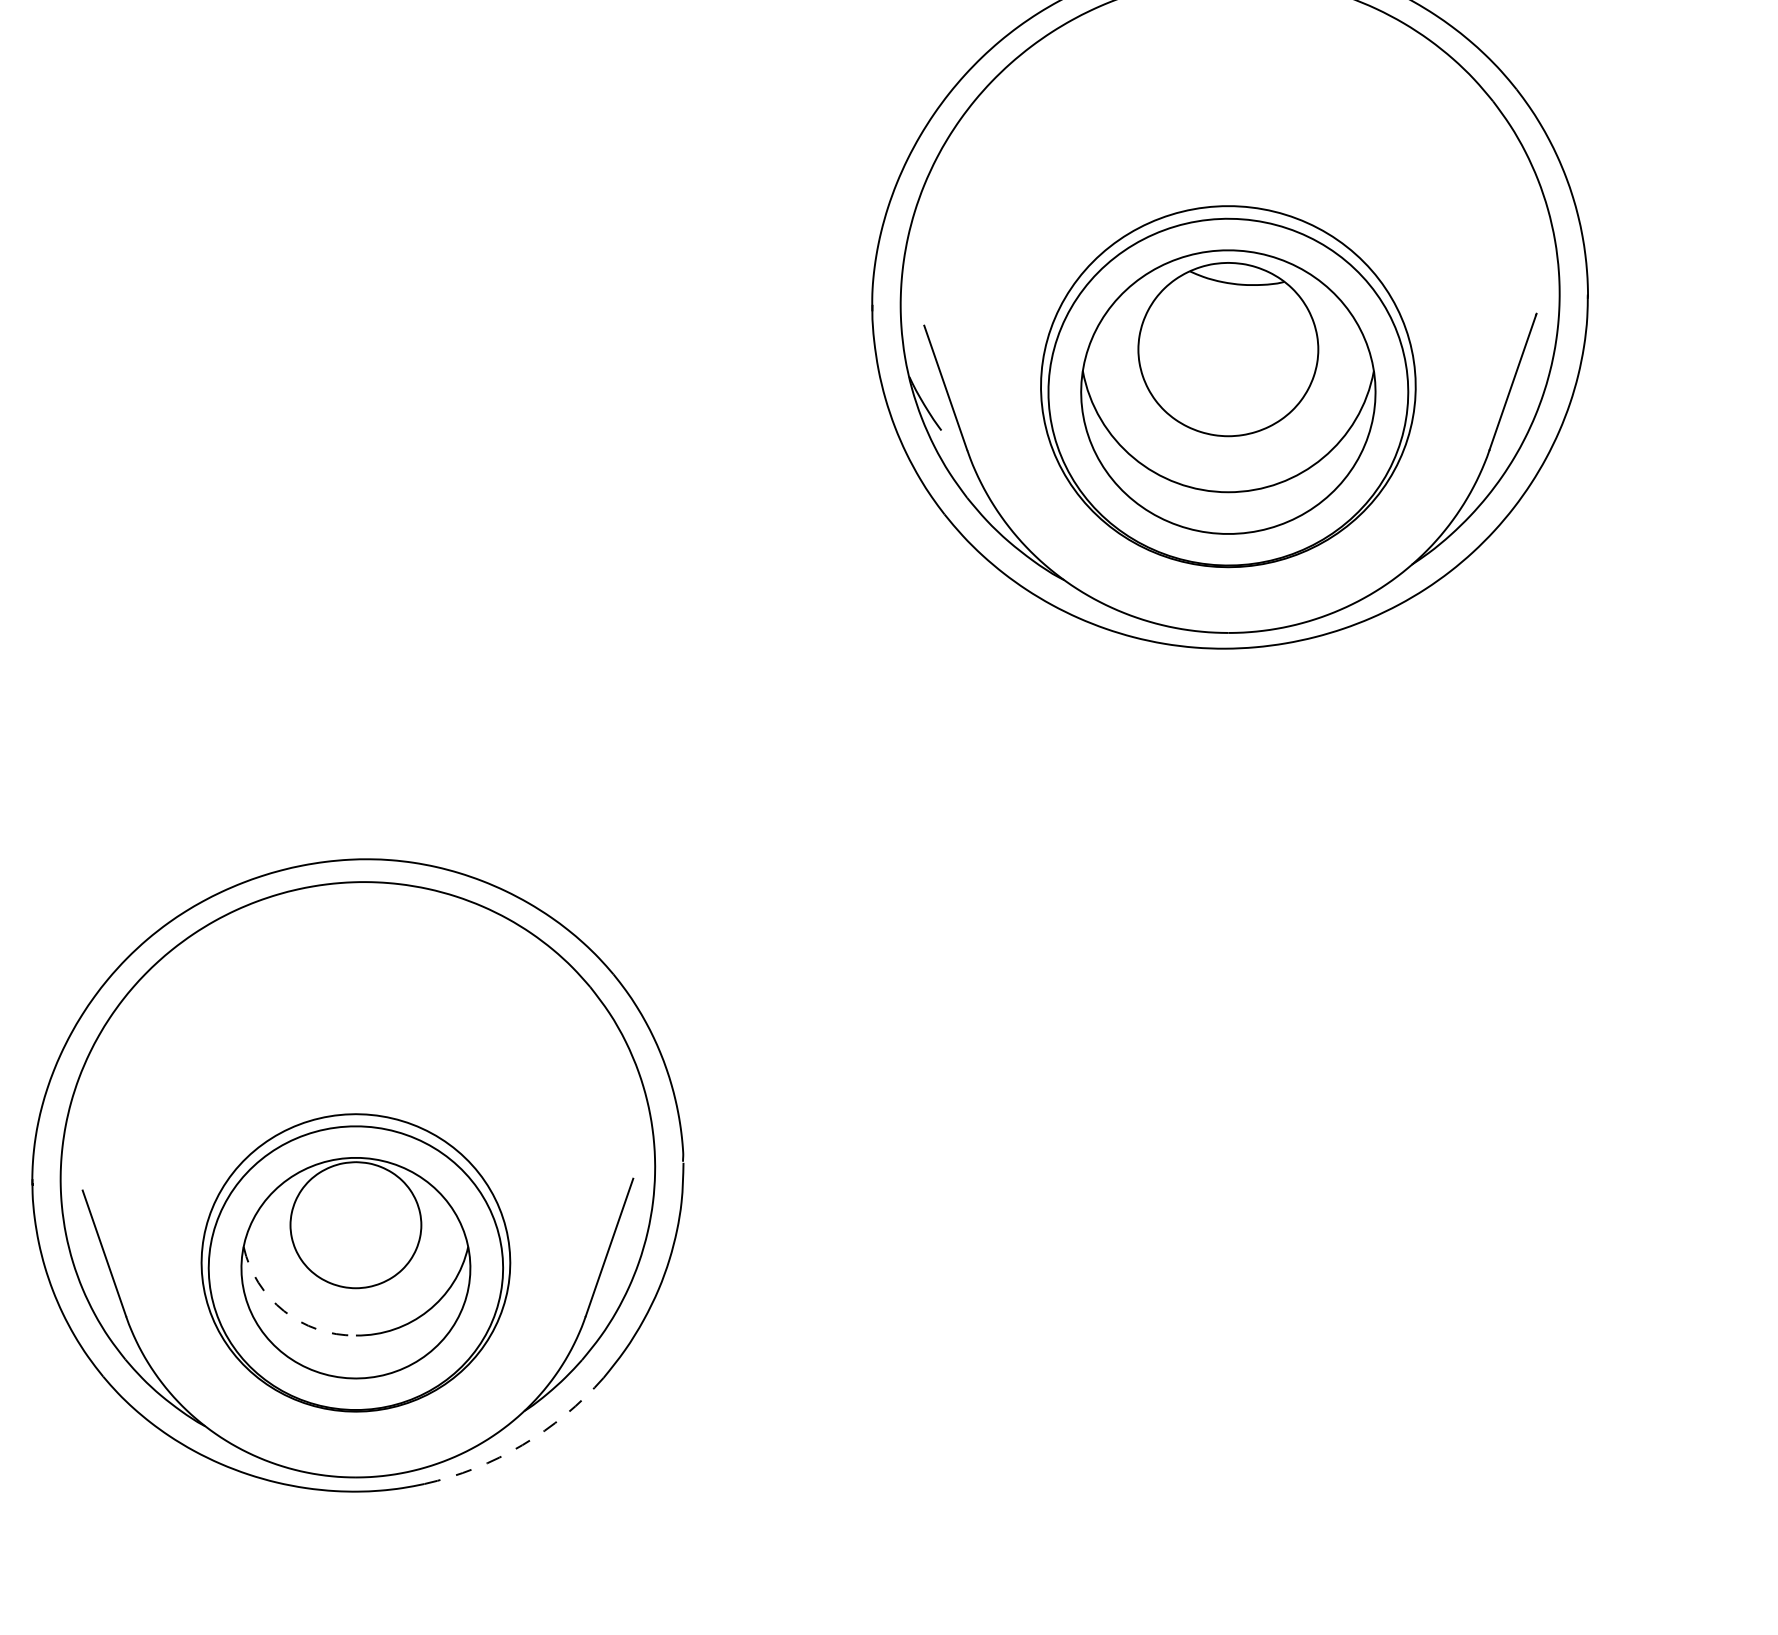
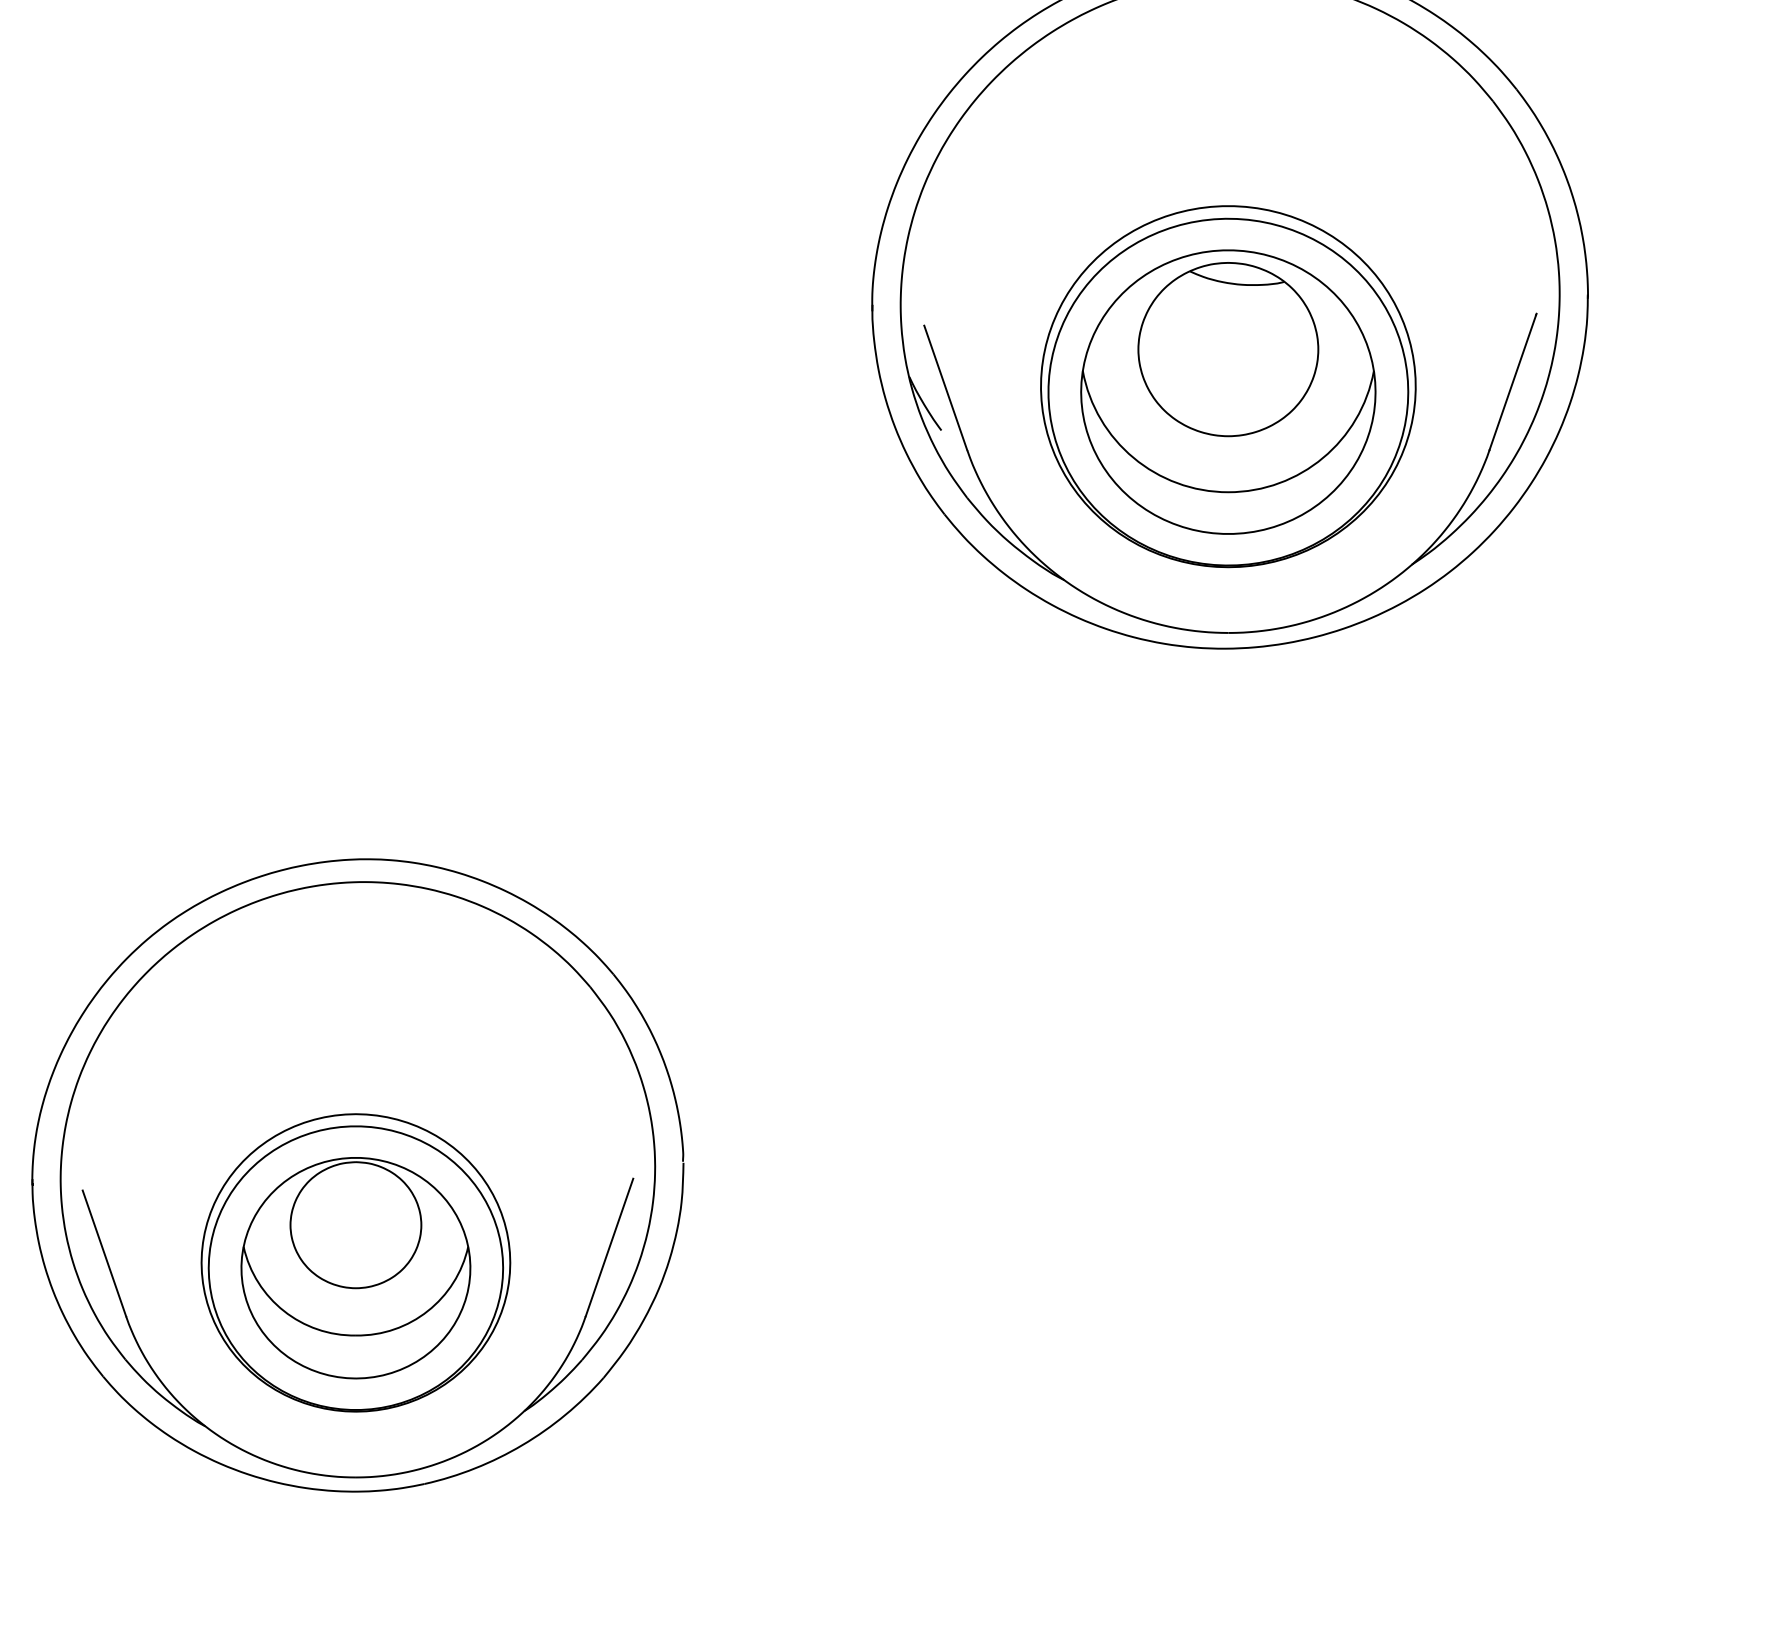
arc: dashed -> solid (283, 1311)
arc: dashed -> solid (522, 1445)
